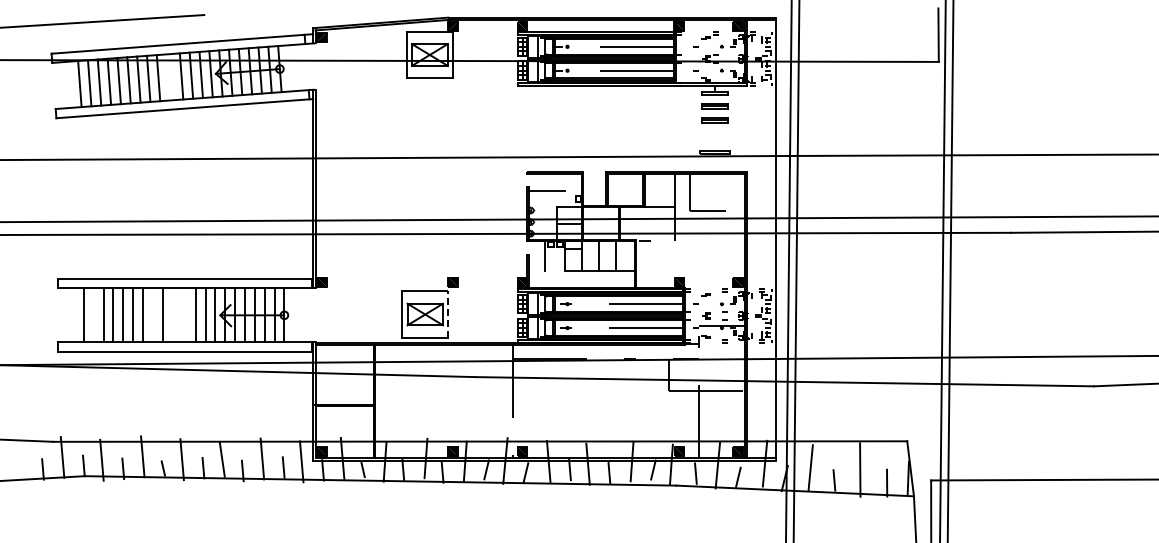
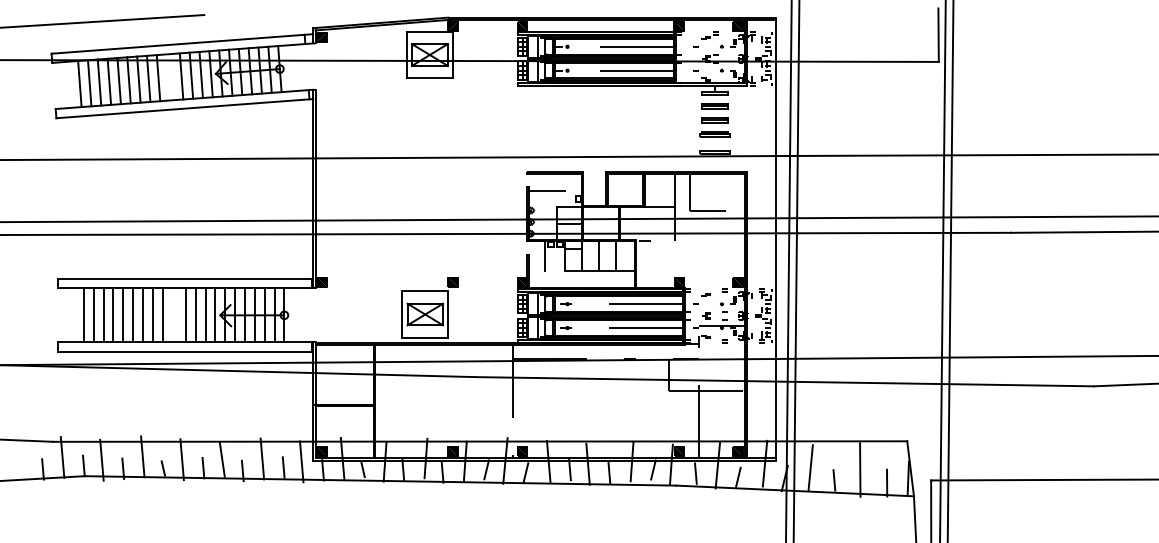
part: none -> present (714, 134)
line: dashed -> solid (448, 314)
line: none -> present (93, 315)
line: none -> present (152, 315)
line: none -> present (185, 315)
